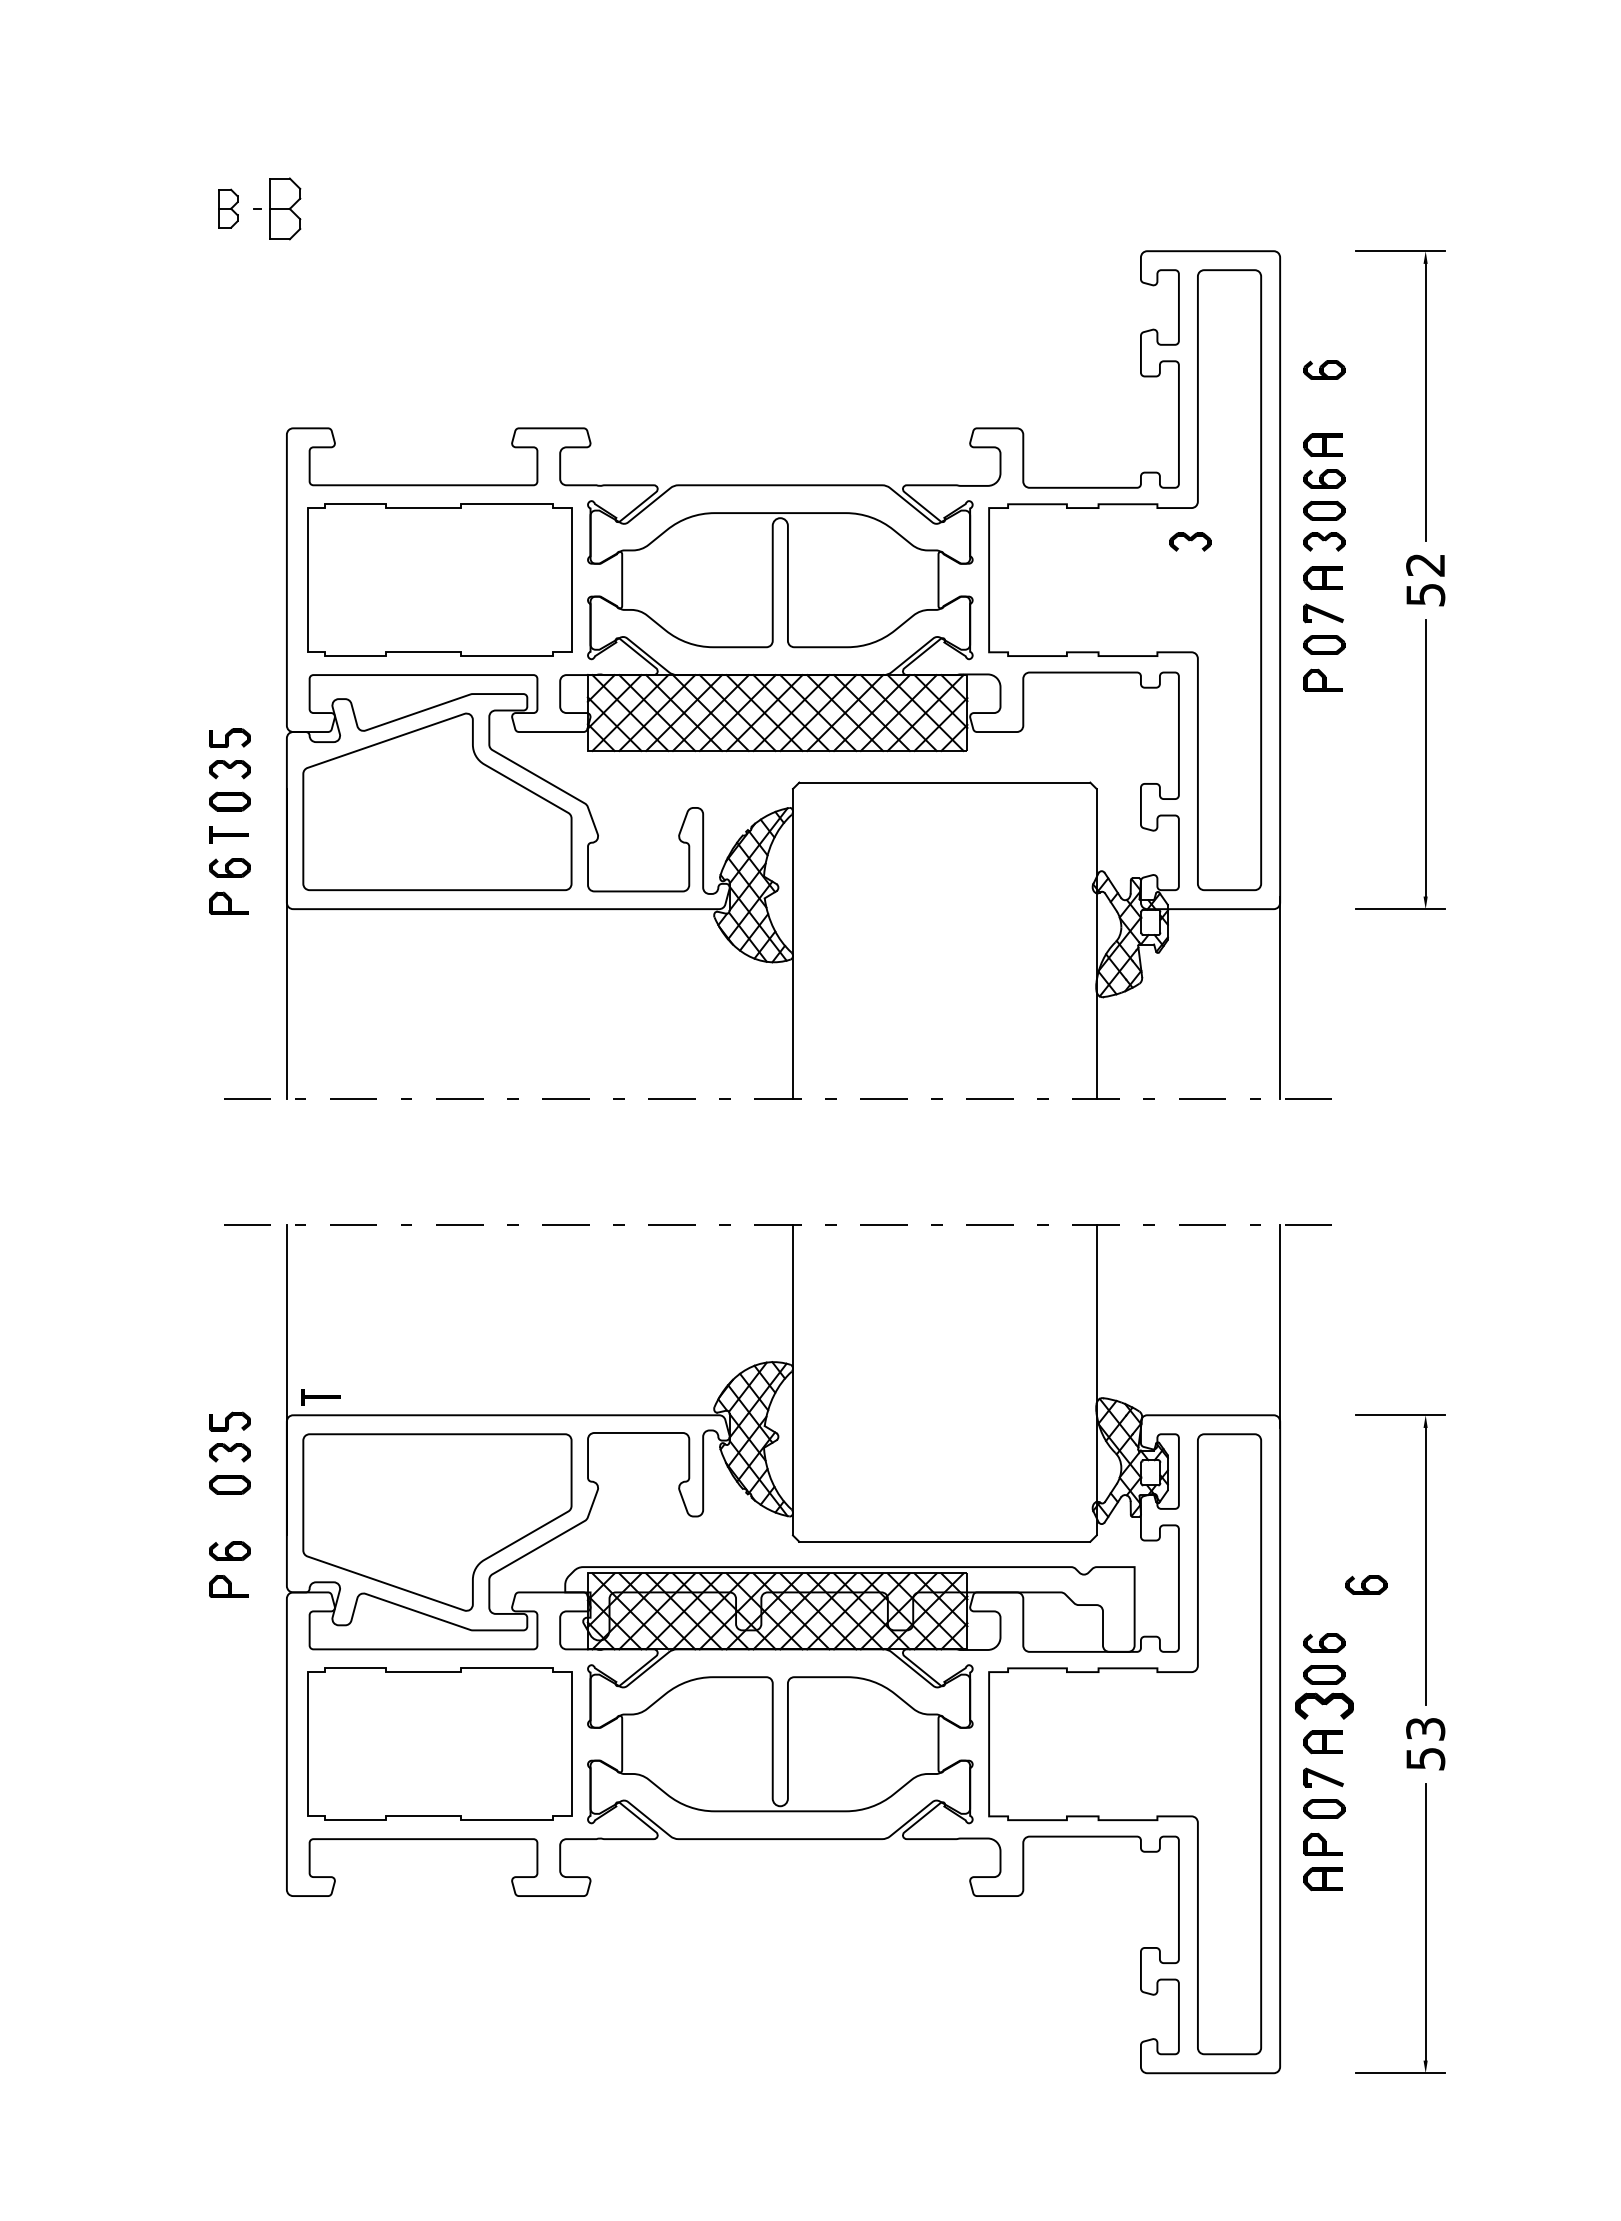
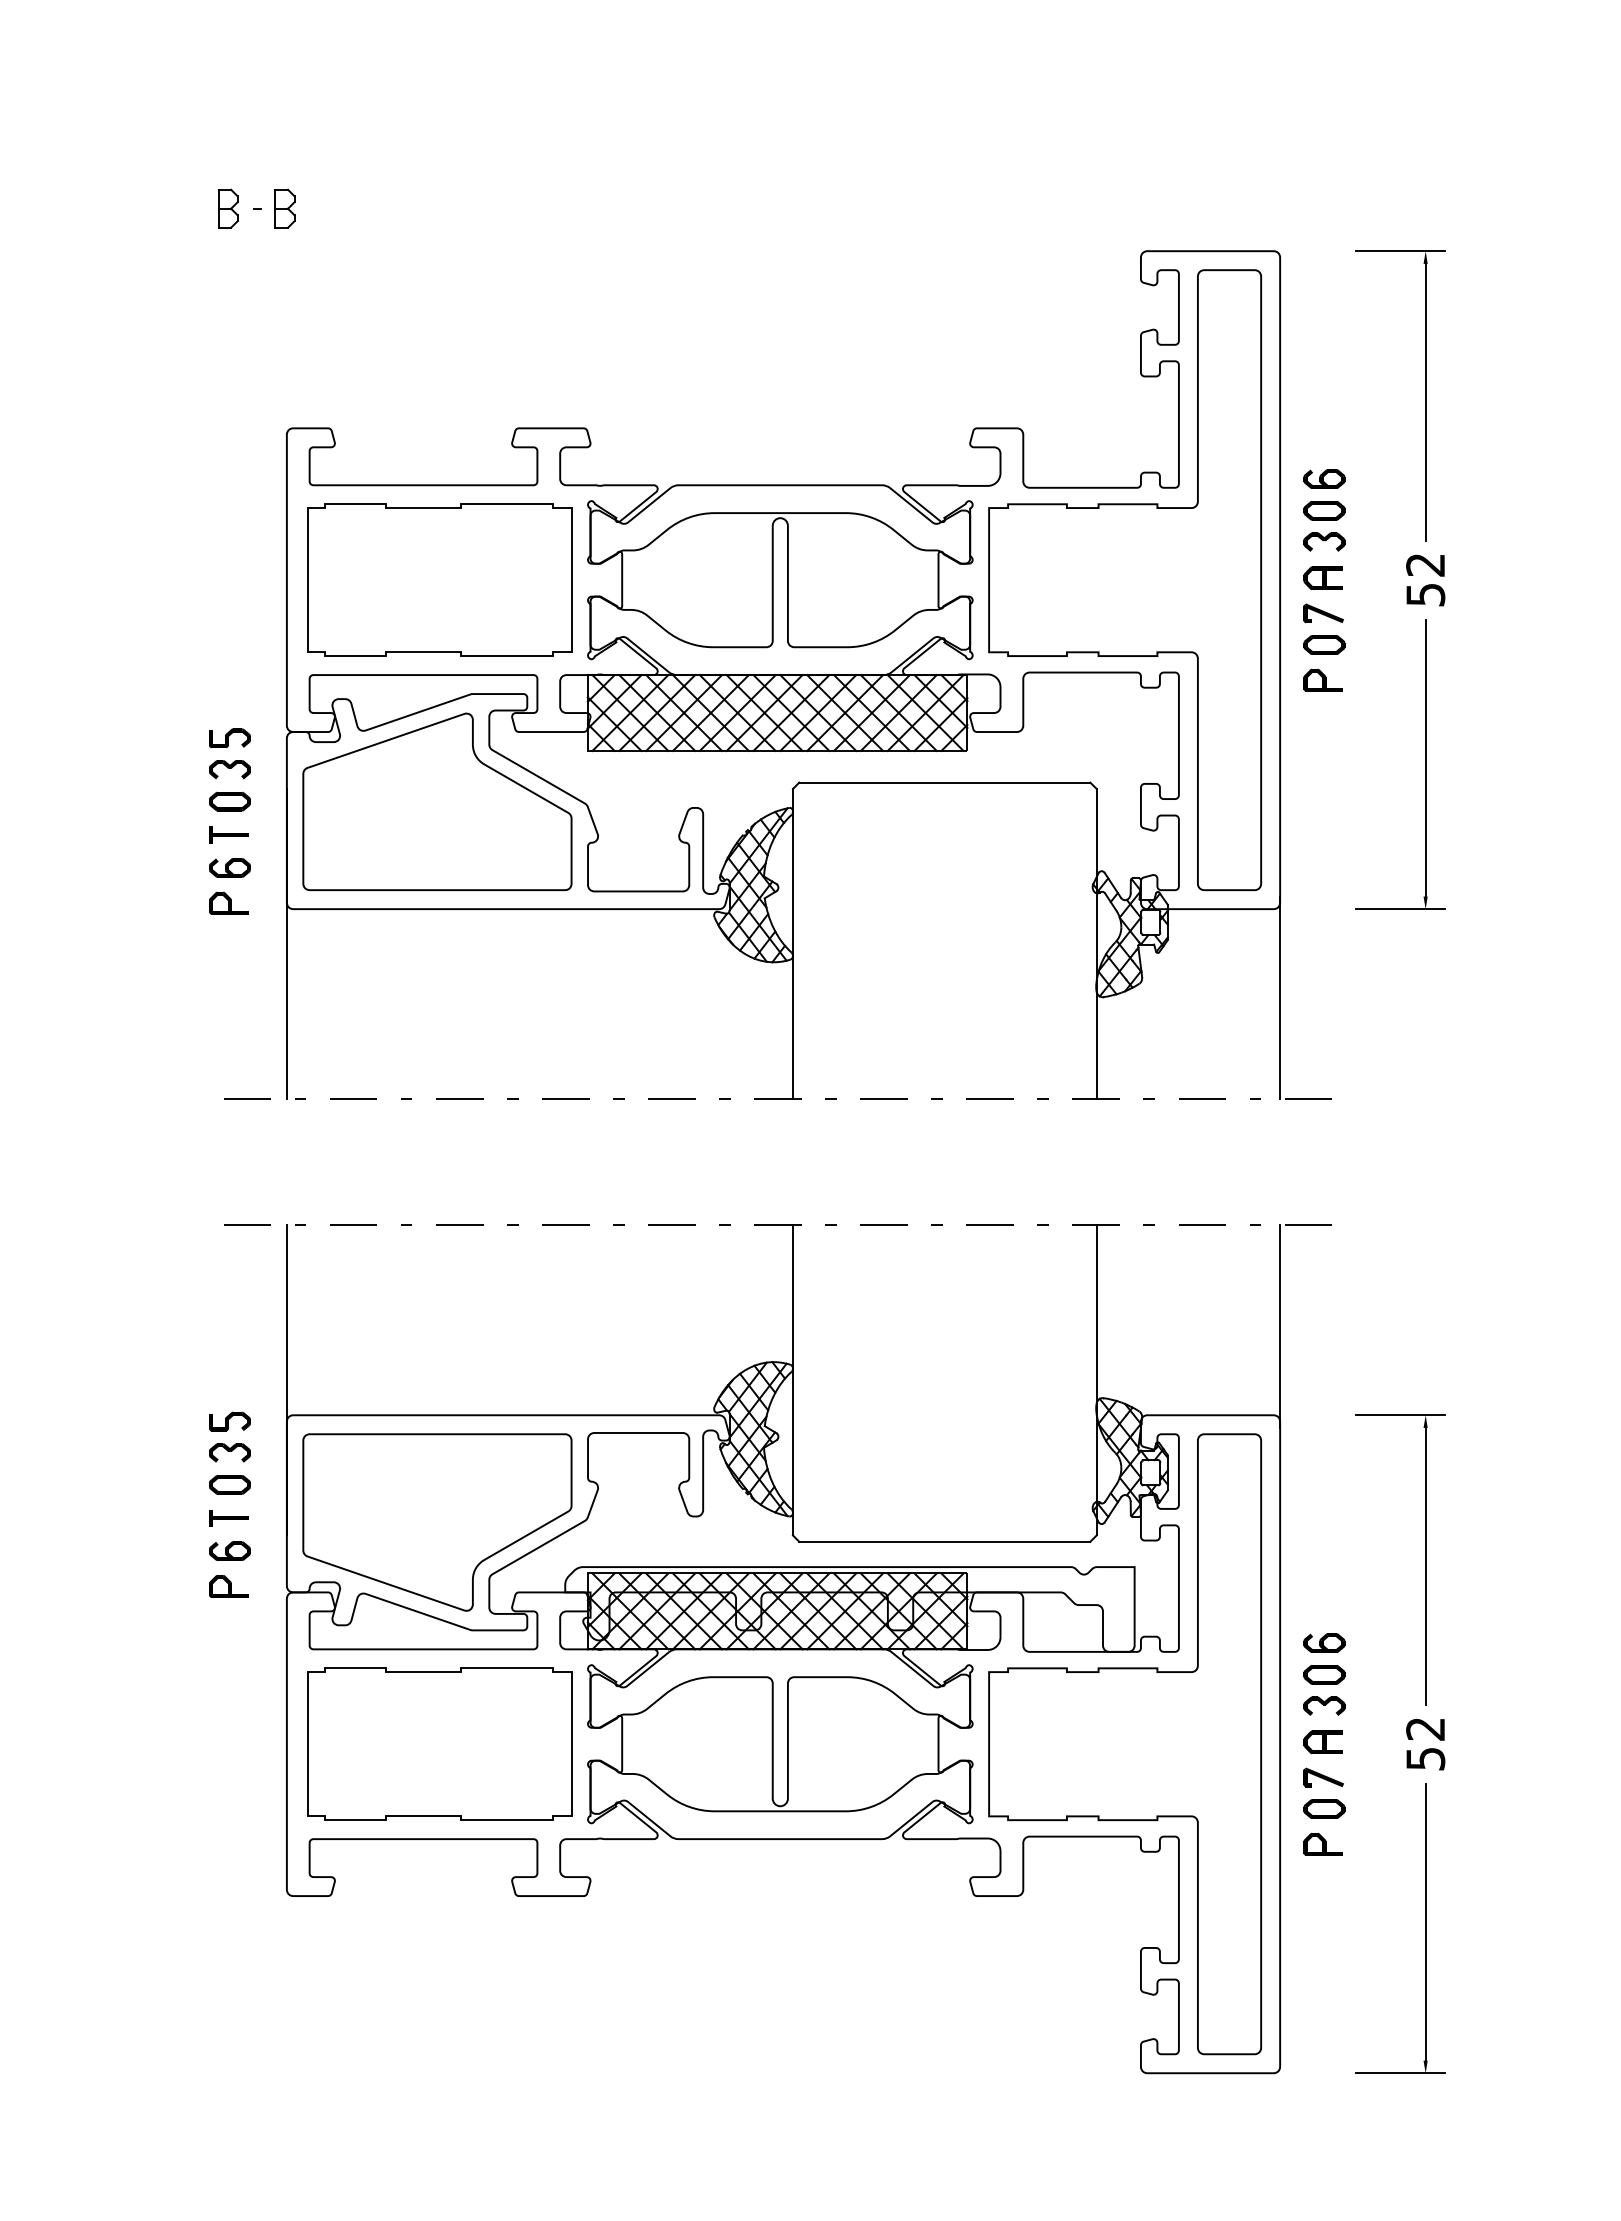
part size: 33x64 px -> 22x41 px (284, 208)
part: present -> none (1324, 369)
part: present -> none (1322, 444)
part: present -> none (1190, 541)
part position: (320, 1397) -> (228, 1518) (228, 1518)
part: present -> none (1366, 1584)
part size: 59x28 px -> 43x20 px (1324, 1705)
text: 53 -> 52 (1425, 1729)
part: present -> none (1322, 1879)
